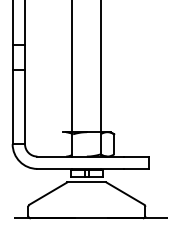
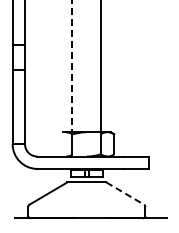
line: solid -> dashed (72, 66)
line: solid -> dashed (125, 193)
